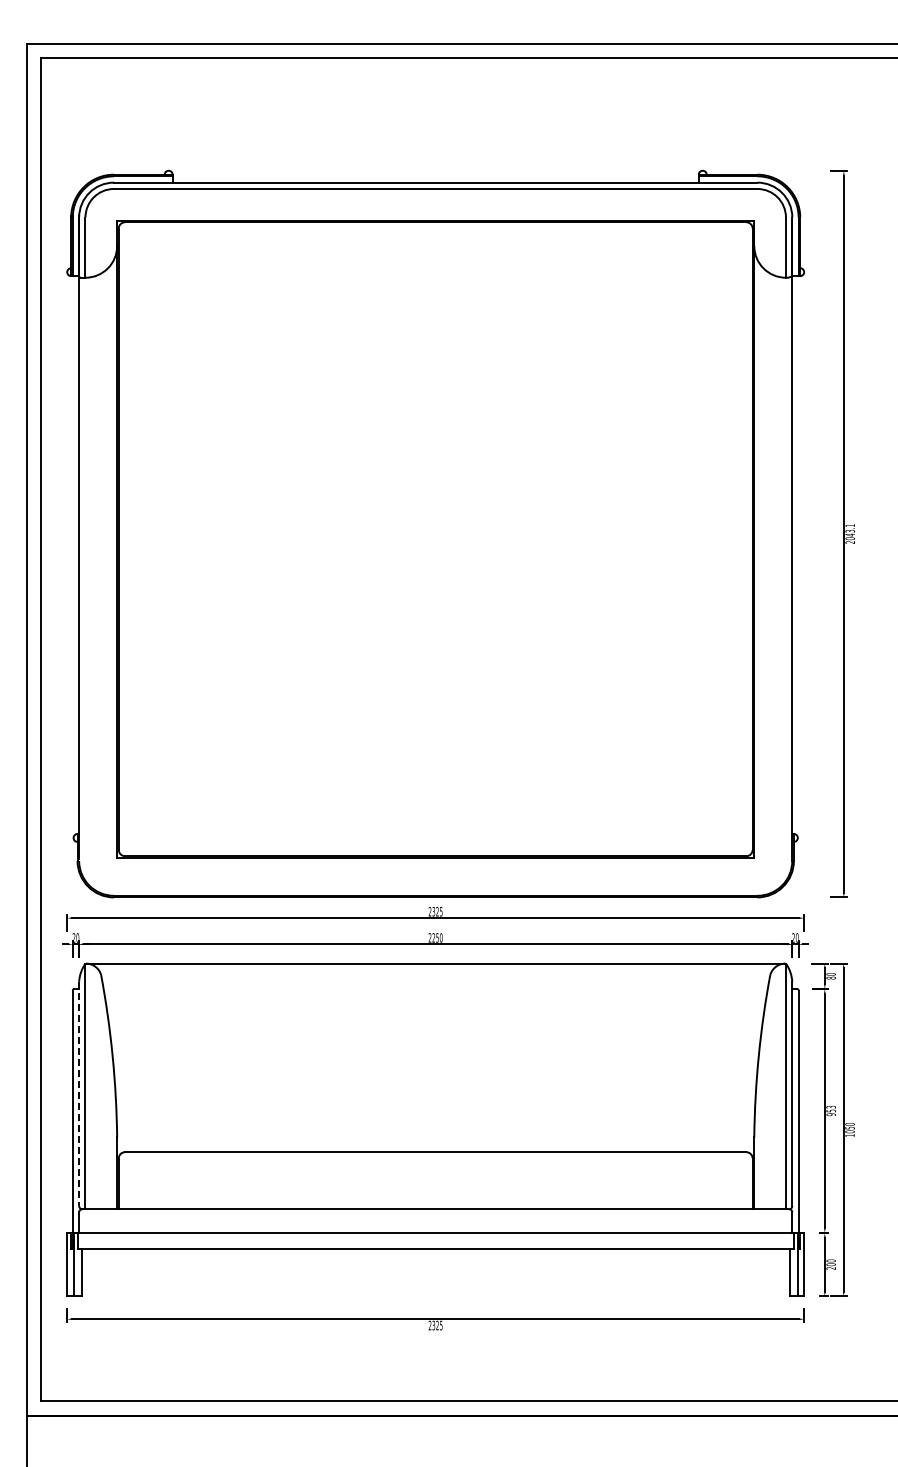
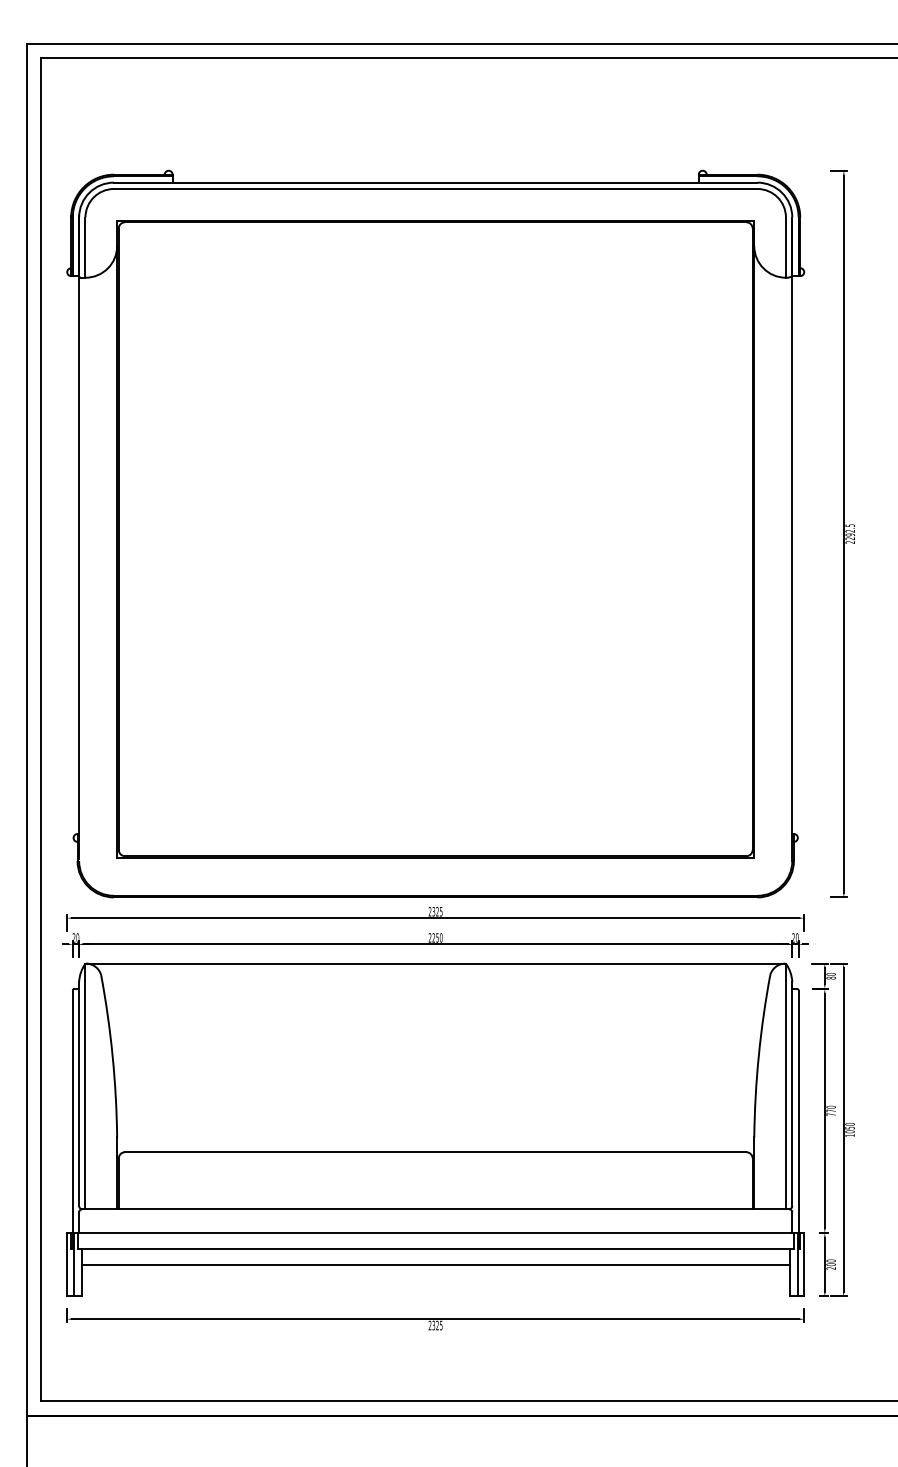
text: 2043.1 -> 2292.5 (850, 532)
line: dashed -> solid (79, 1094)
text: 953 -> 770 (830, 1110)
line: none -> present (435, 1264)
